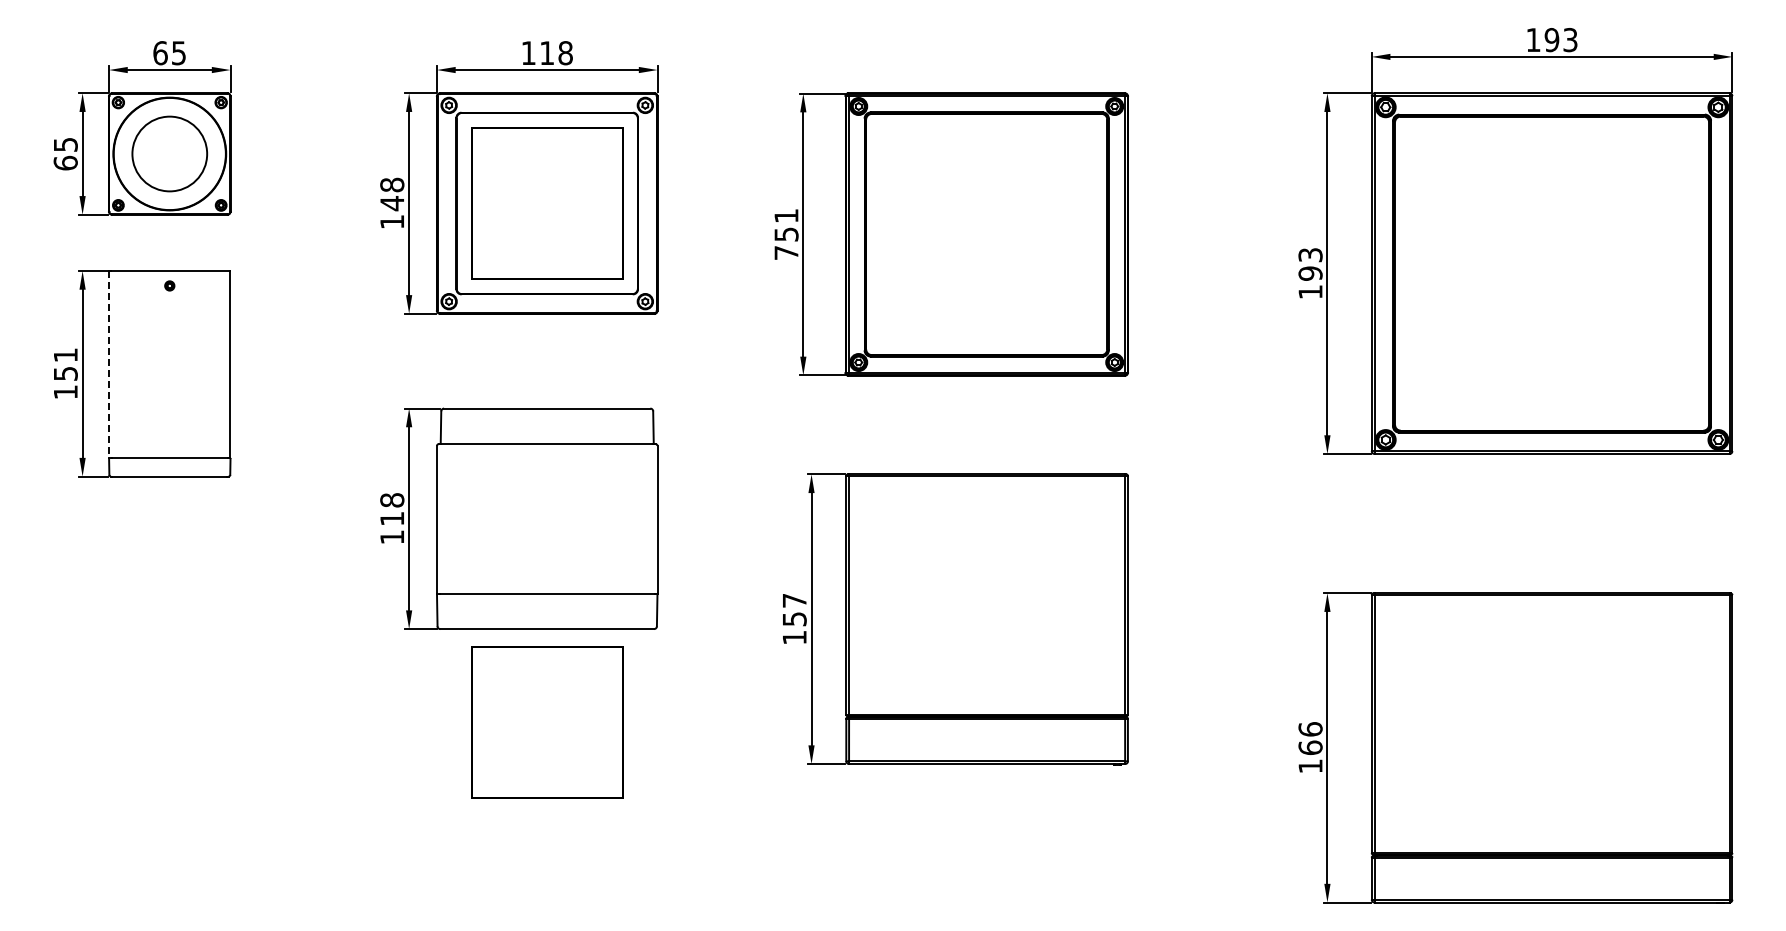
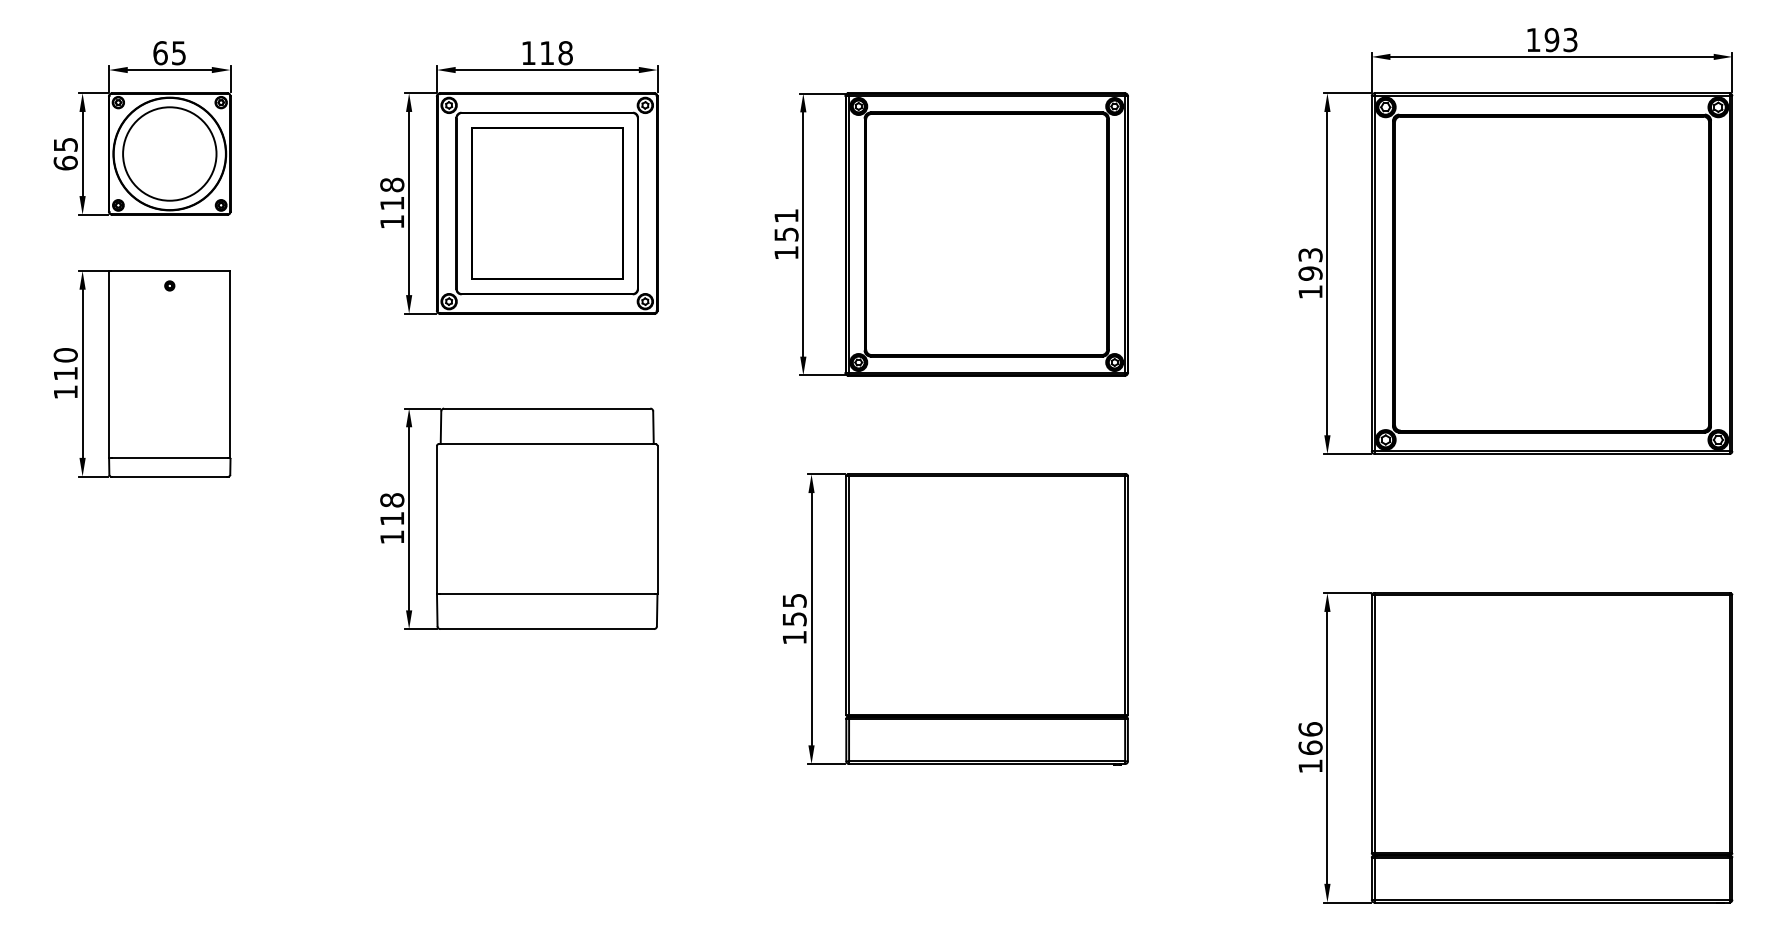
circle diameter: 75 px -> 93 px (169, 153)
text: 148 -> 118 (391, 203)
text: 751 -> 151 (786, 252)
text: 151 -> 110 (65, 364)
line: dashed -> solid (109, 364)
text: 157 -> 155 (794, 600)
part: present -> none (547, 722)
